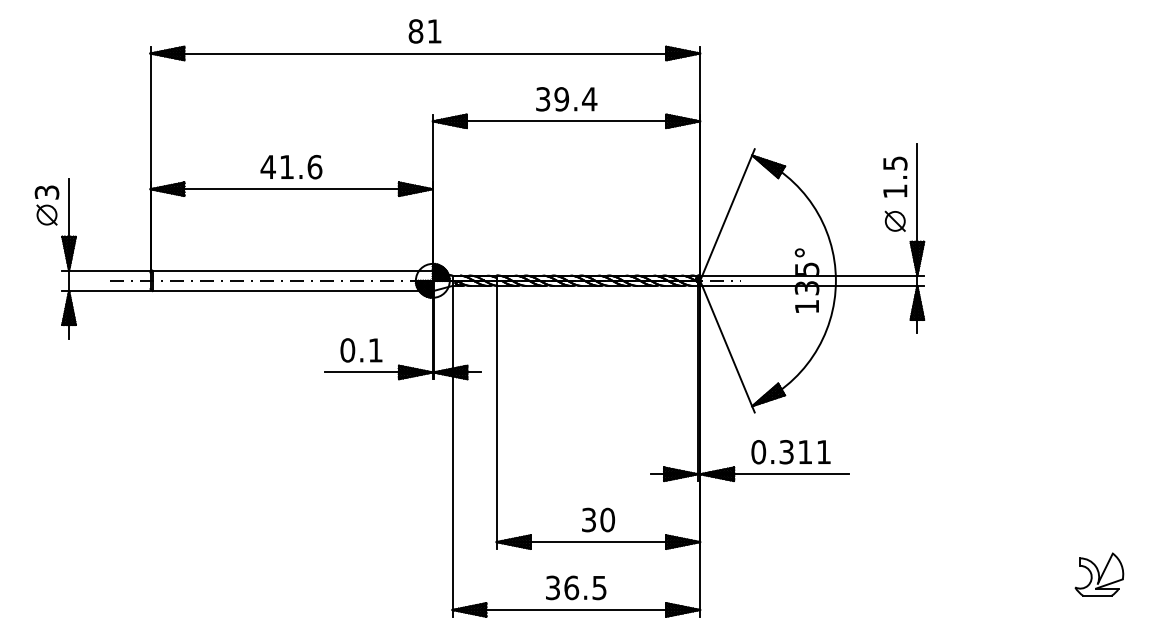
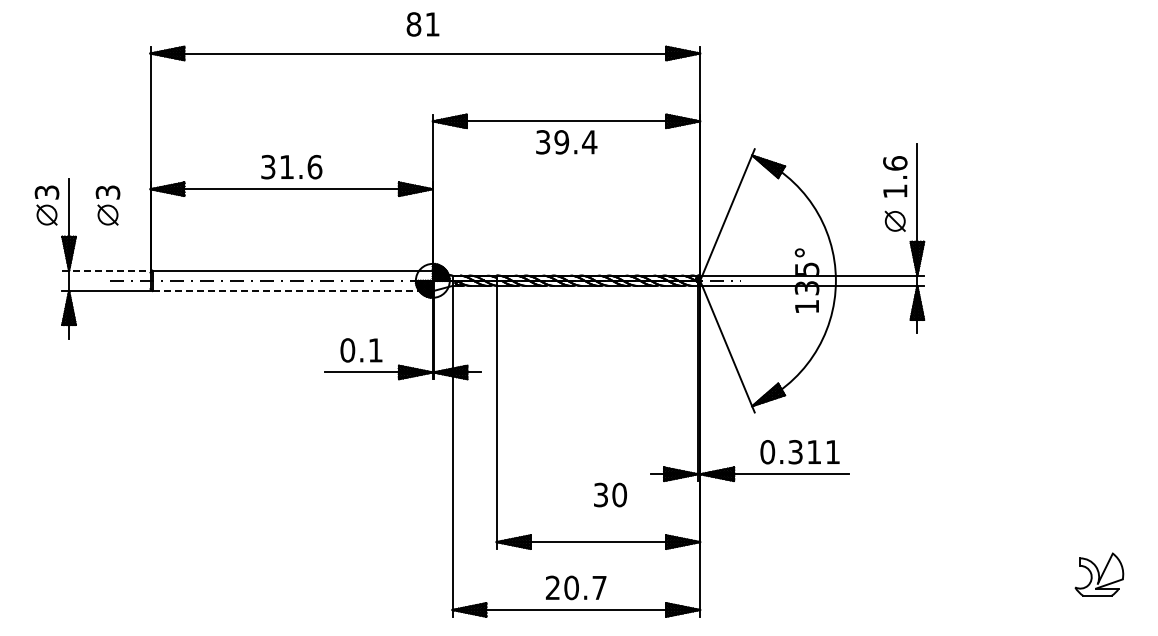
text position: (424, 31) -> (422, 24) (422, 24)
text position: (566, 99) -> (566, 142) (566, 142)
text: 1.5 -> 1.6 (895, 163)
text: 41.6 -> 31.6 (267, 166)
part: none -> present (107, 205)
line: solid -> dashed (106, 270)
line: solid -> dashed (293, 291)
text position: (790, 452) -> (799, 452) (799, 452)
text position: (598, 519) -> (610, 494) (610, 494)
text: 36.5 -> 20.7 (576, 587)
